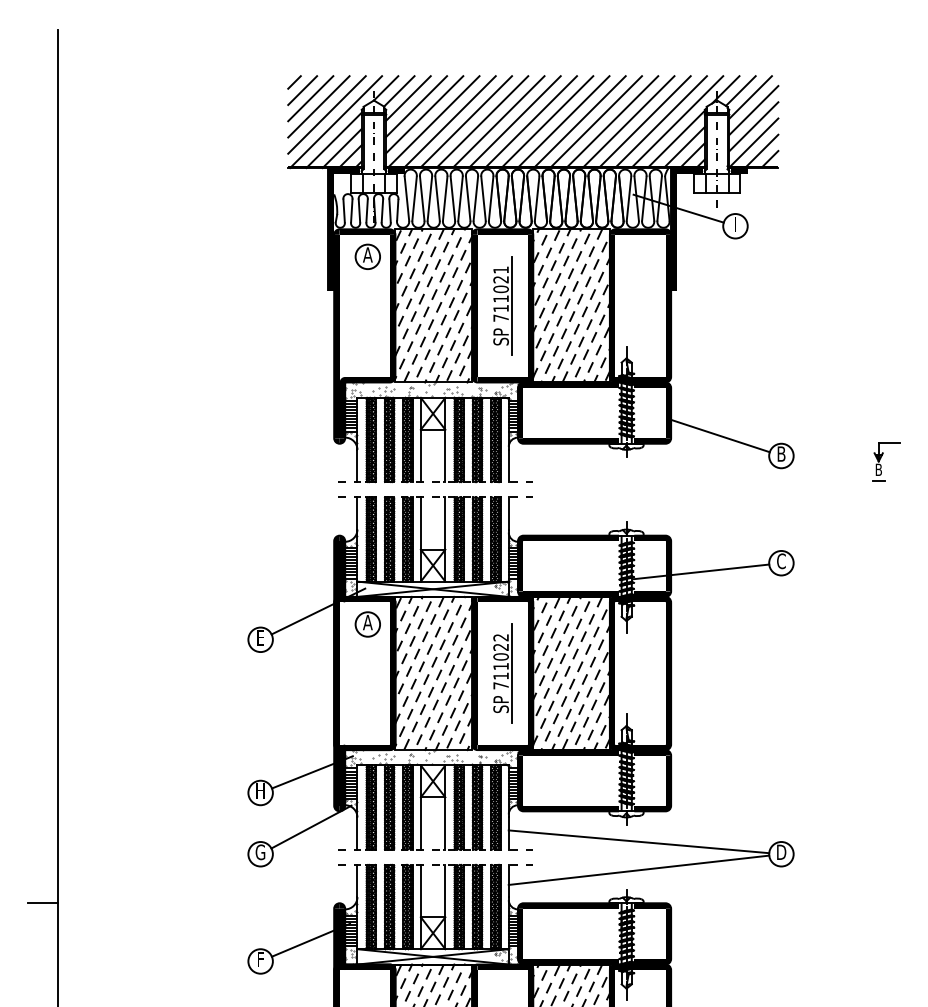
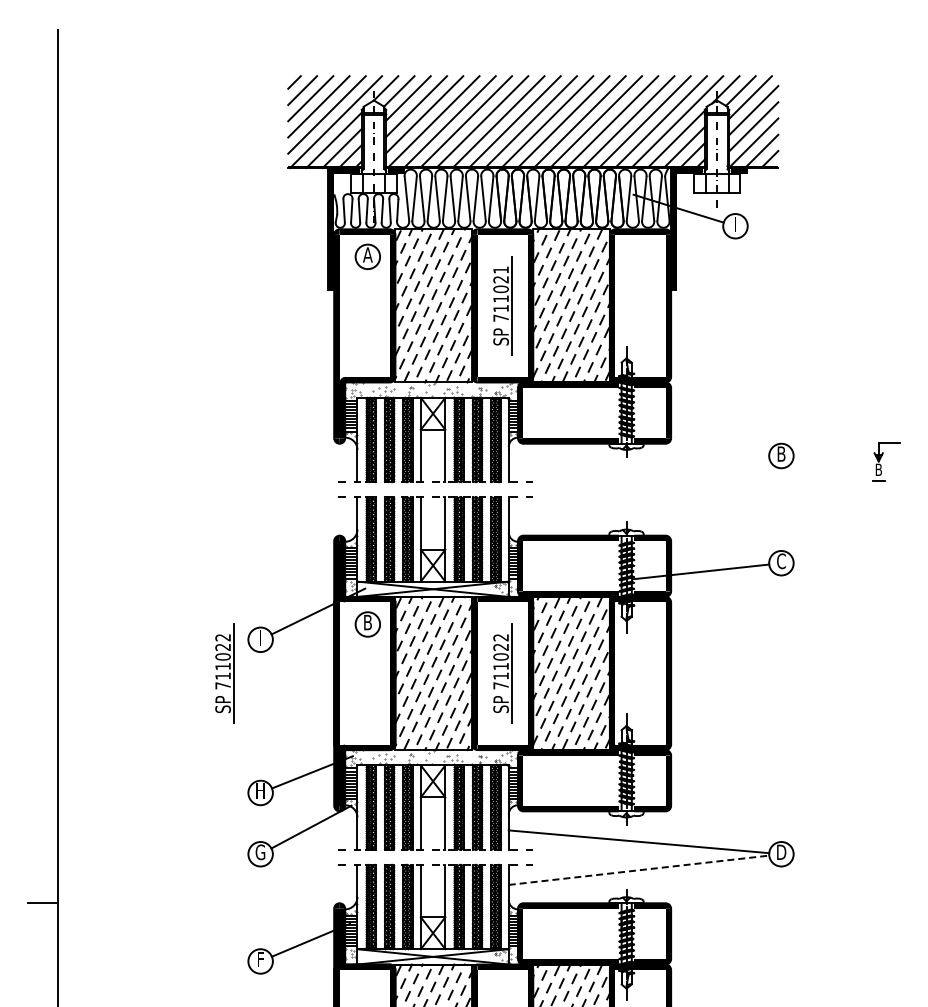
line: present -> none (719, 435)
text: A -> B (367, 622)
text: E -> I (260, 637)
part: none -> present (224, 673)
line: solid -> dashed (639, 870)
